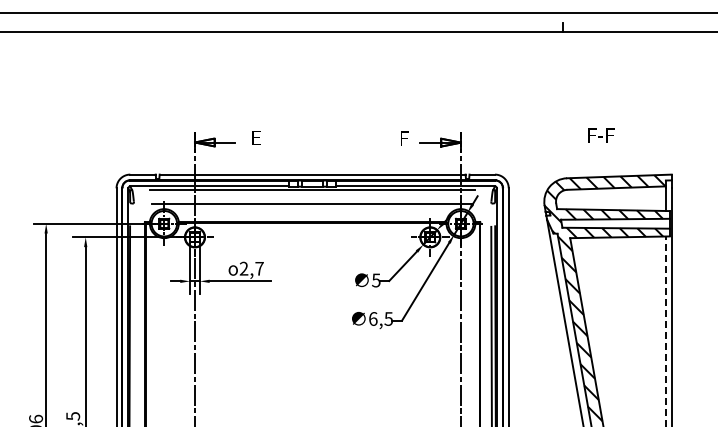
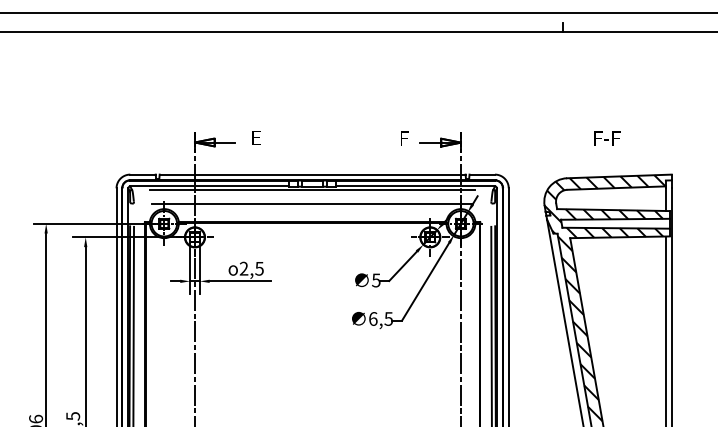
text position: (601, 135) -> (607, 138) (607, 138)
text: 2,7 -> 2,5 (259, 268)
line: none -> present (133, 324)
line: dashed -> solid (665, 331)
